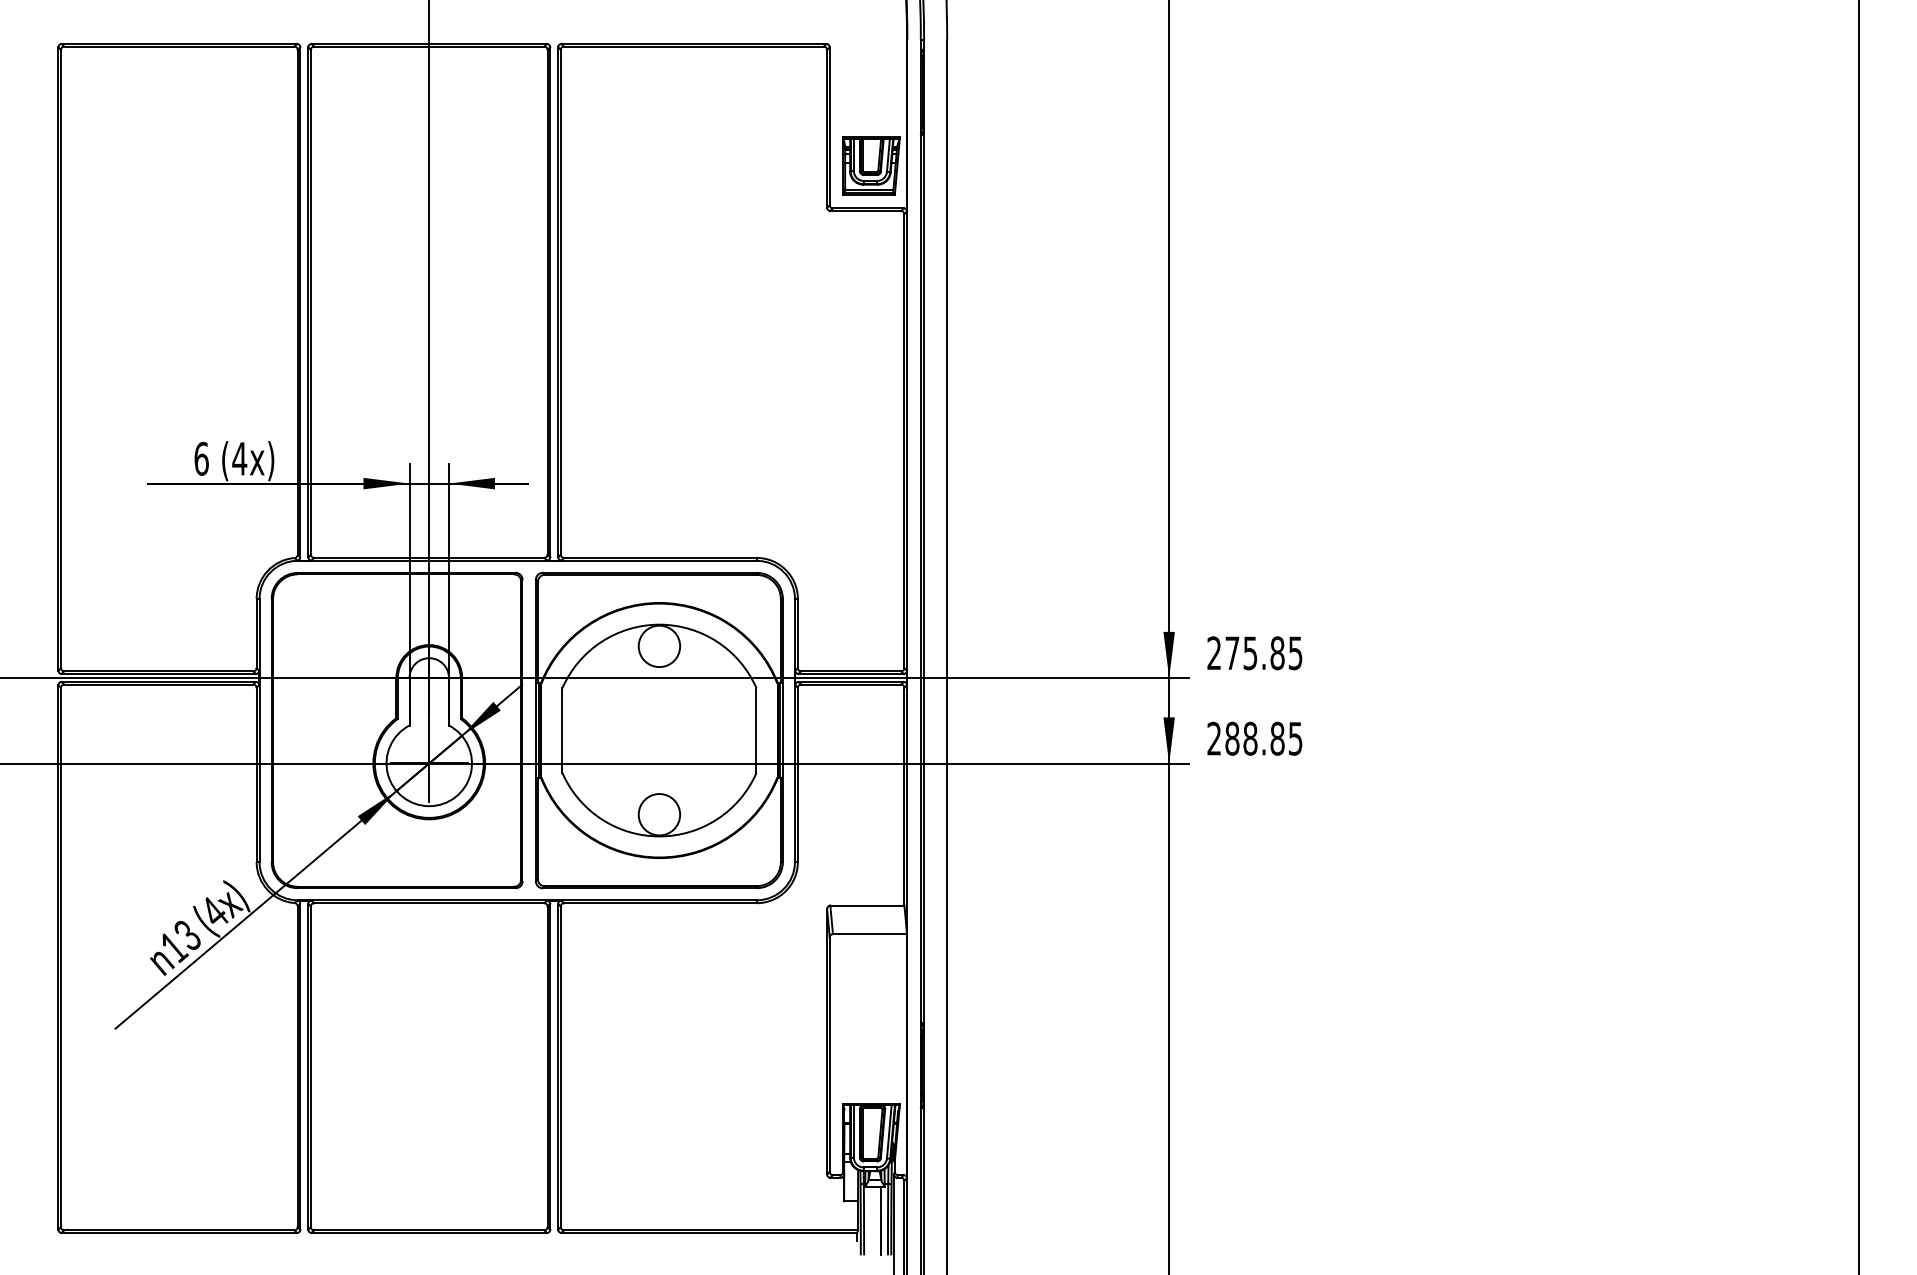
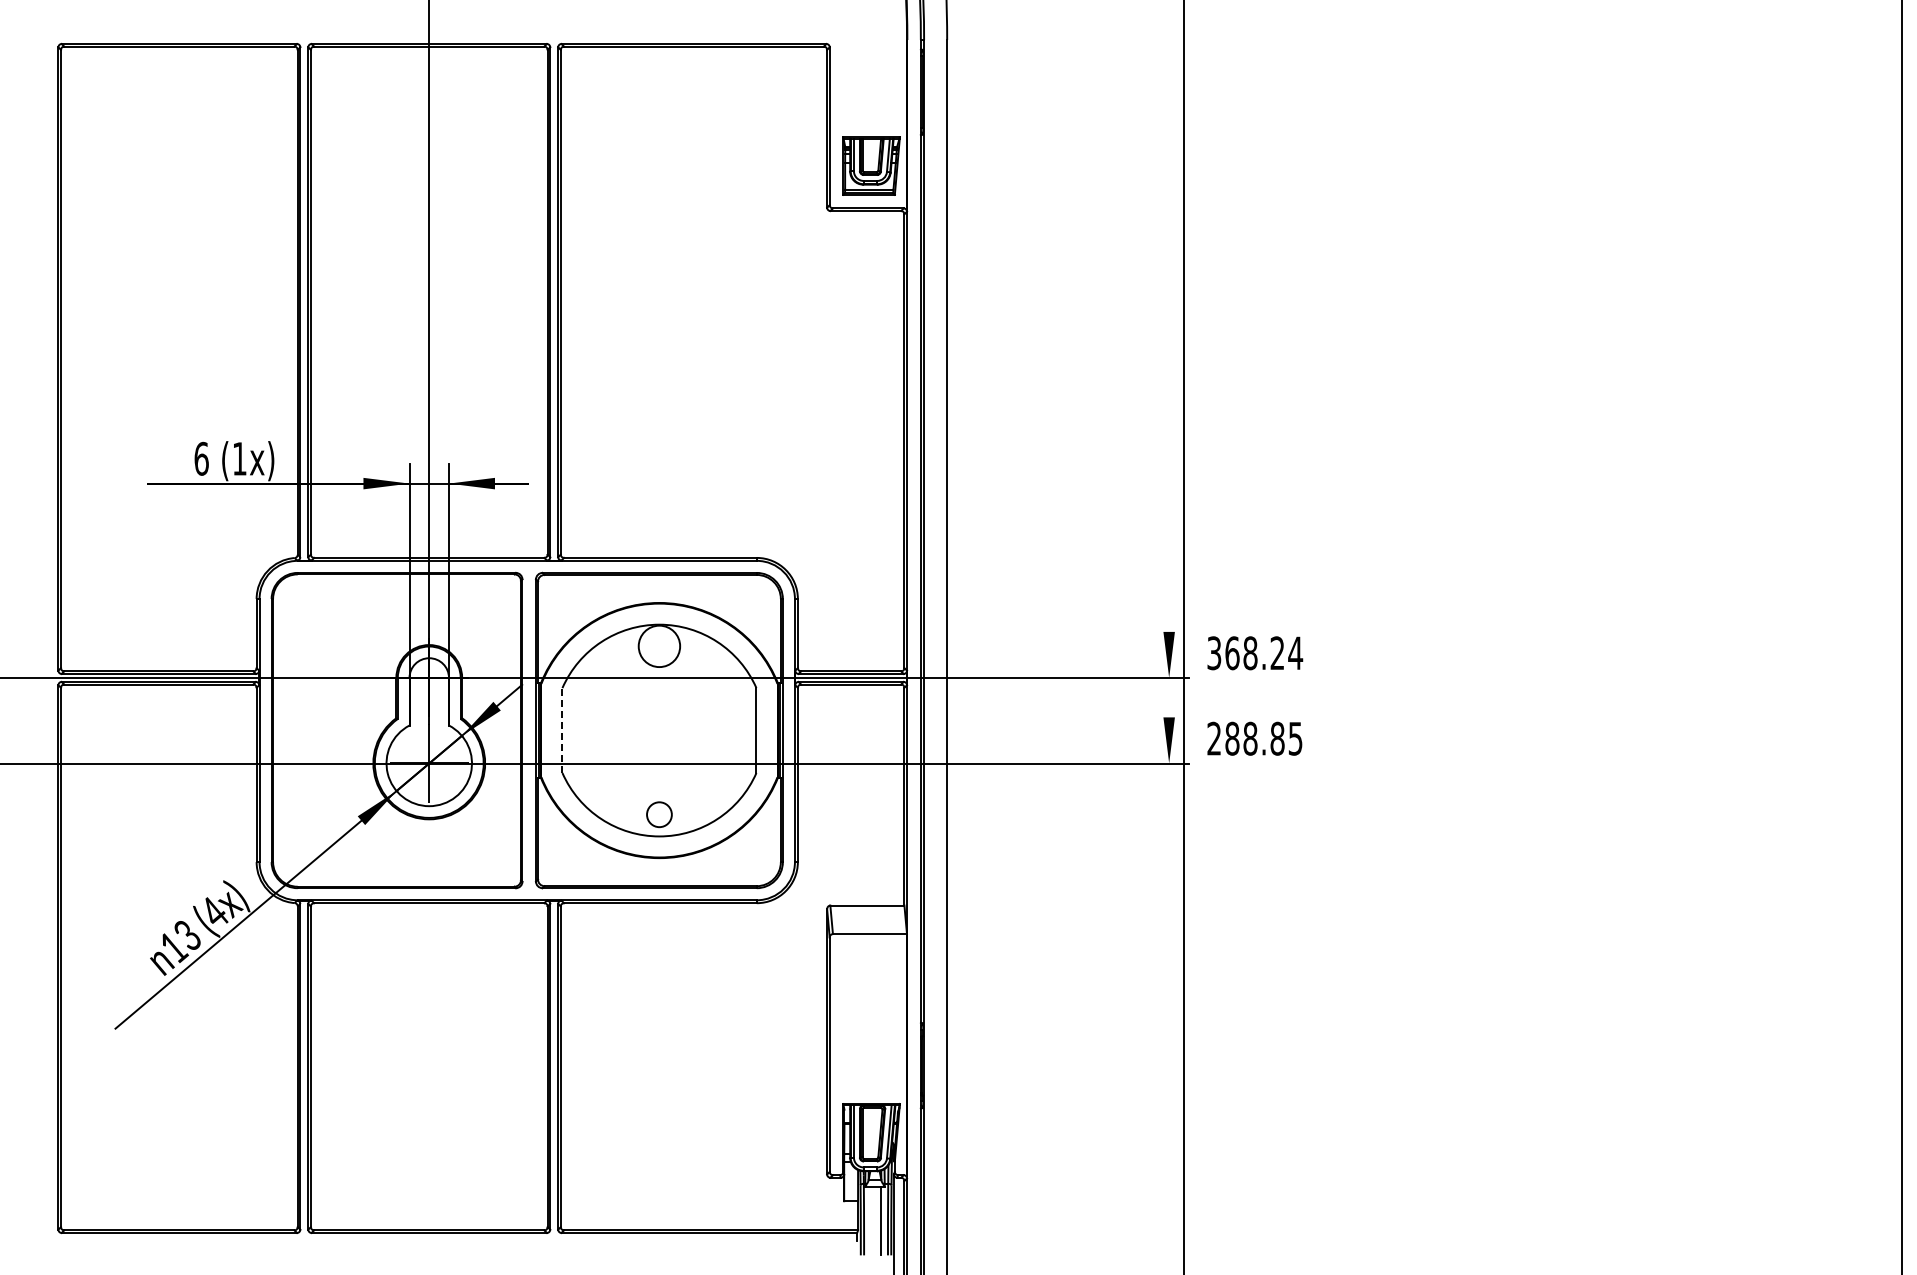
text: (4x) -> (1x) (239, 458)
line position: (1169, 636) -> (1184, 636) (1184, 636)
line position: (1859, 636) -> (1902, 636) (1902, 636)
text: 275.85 -> 368.24 (1255, 653)
line: solid -> dashed (562, 730)
circle diameter: 41 px -> 25 px (659, 814)
